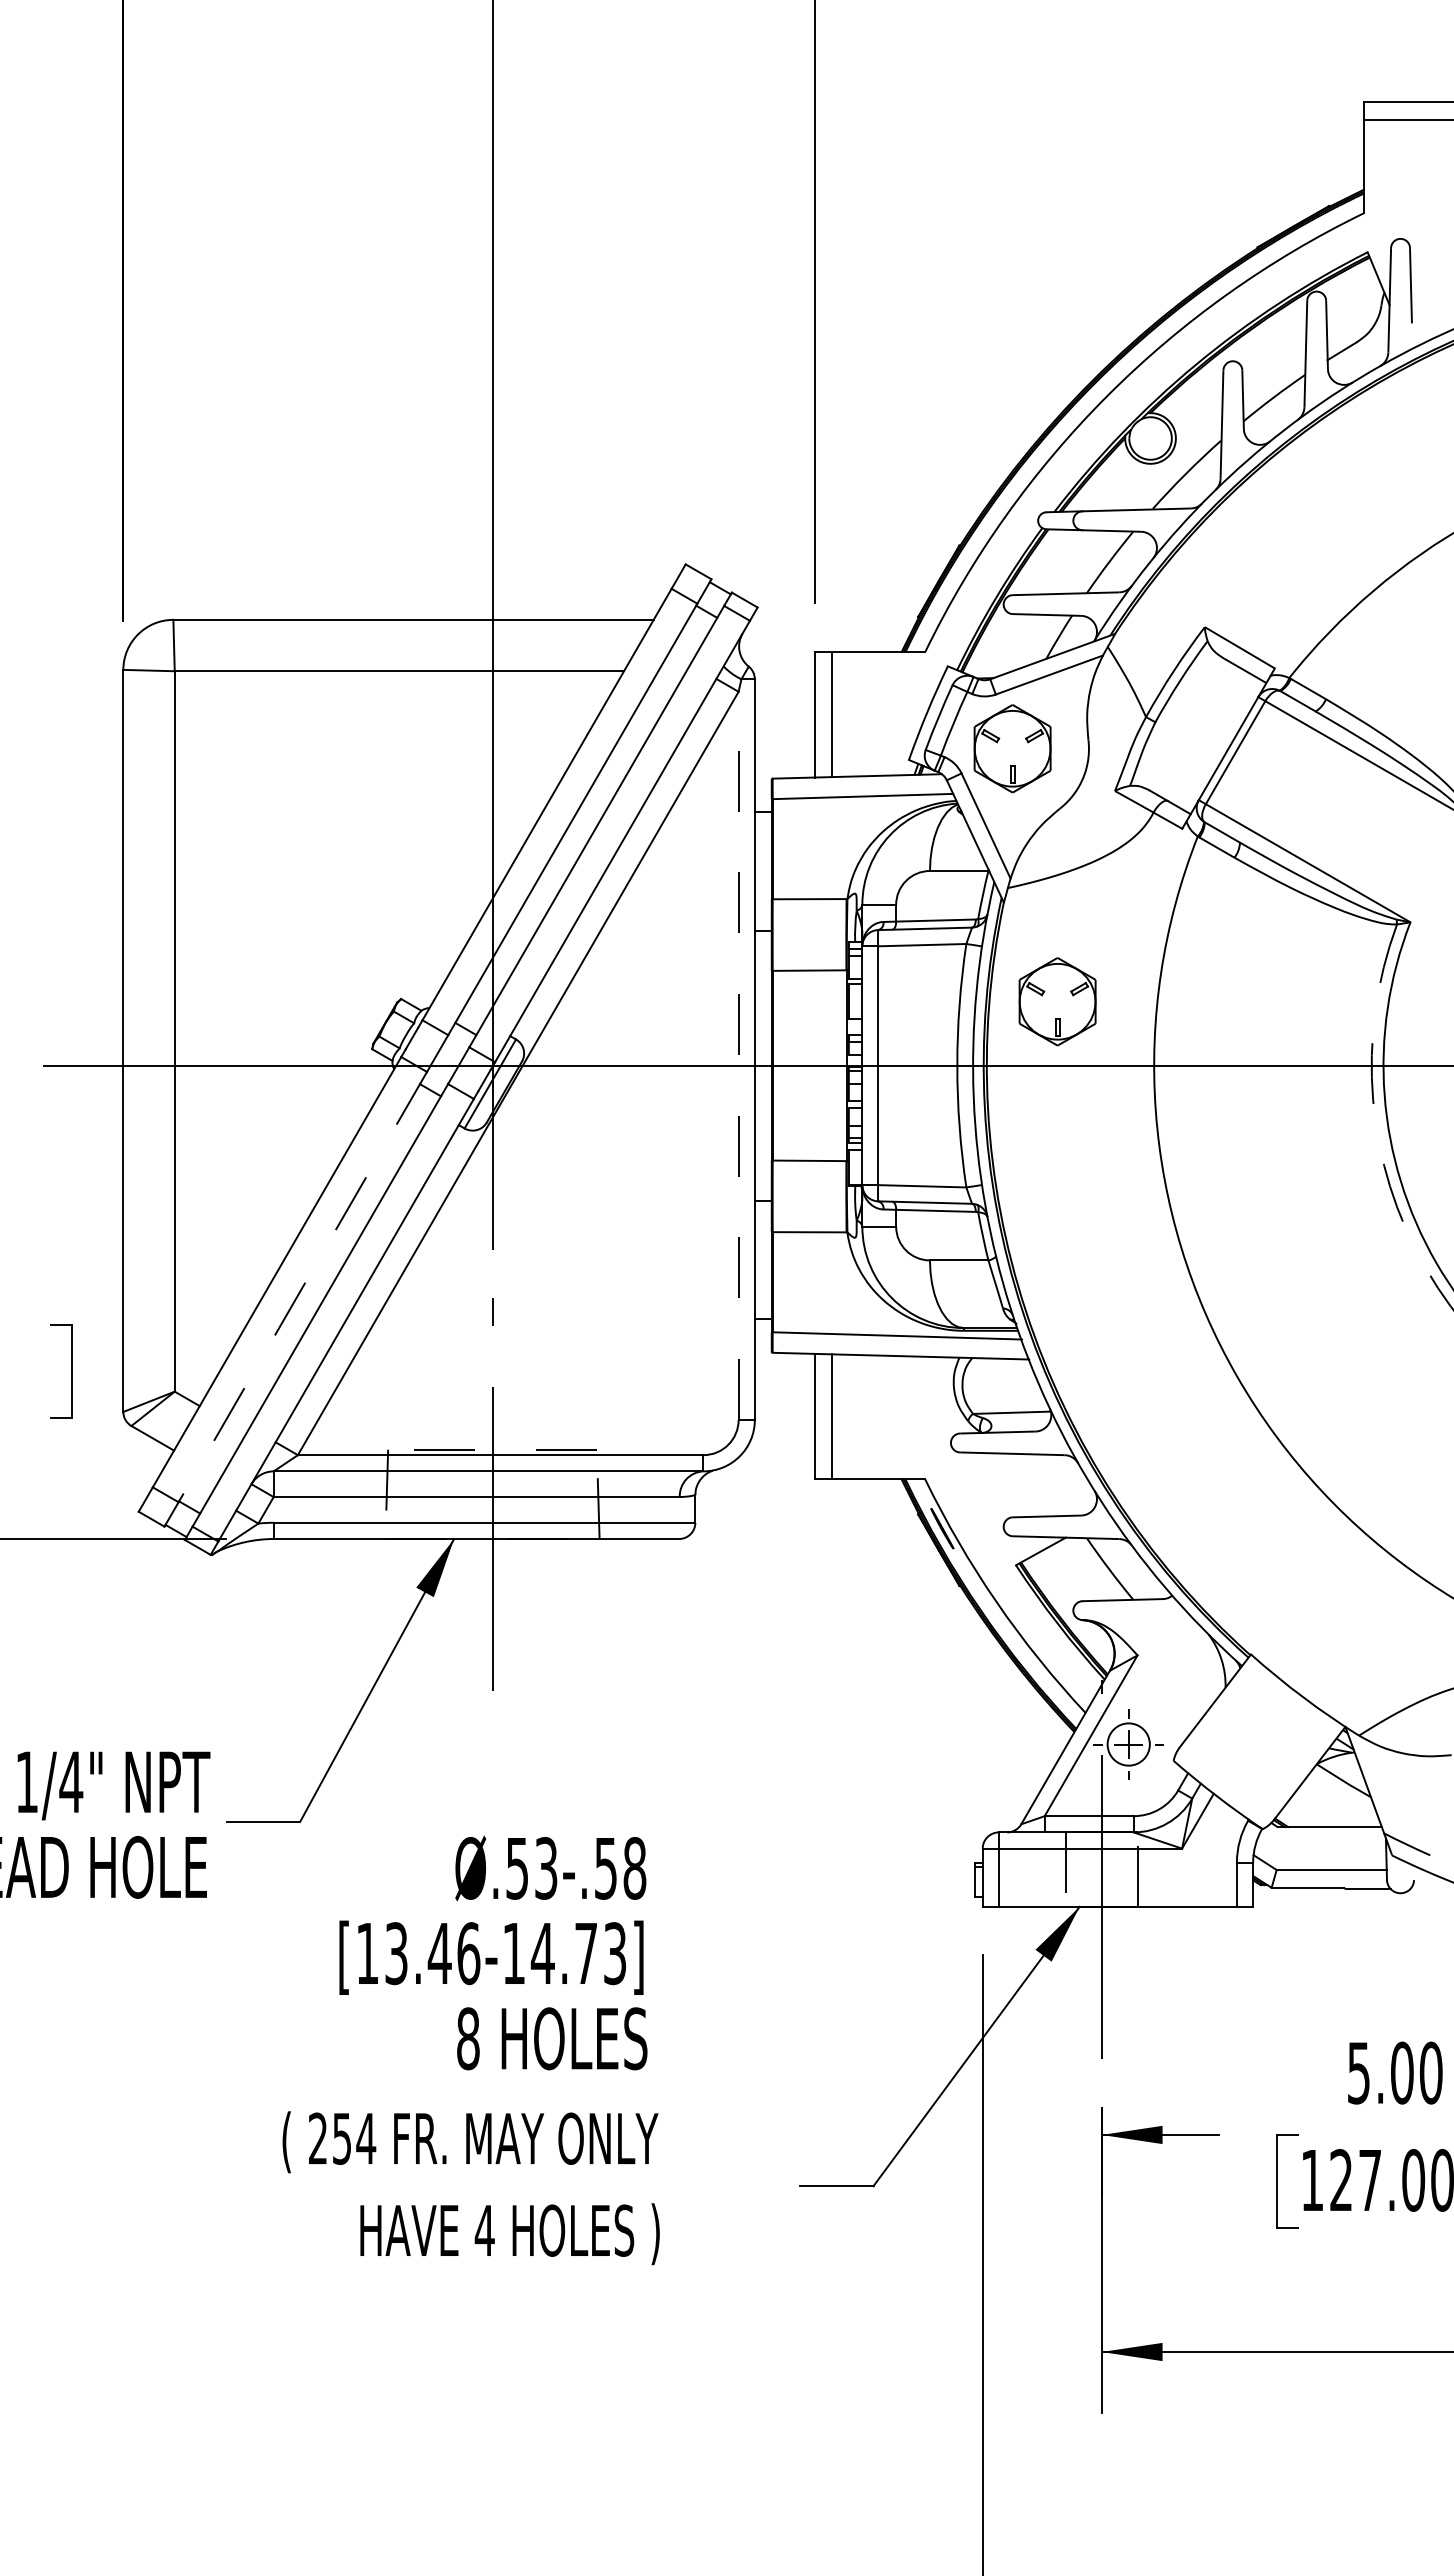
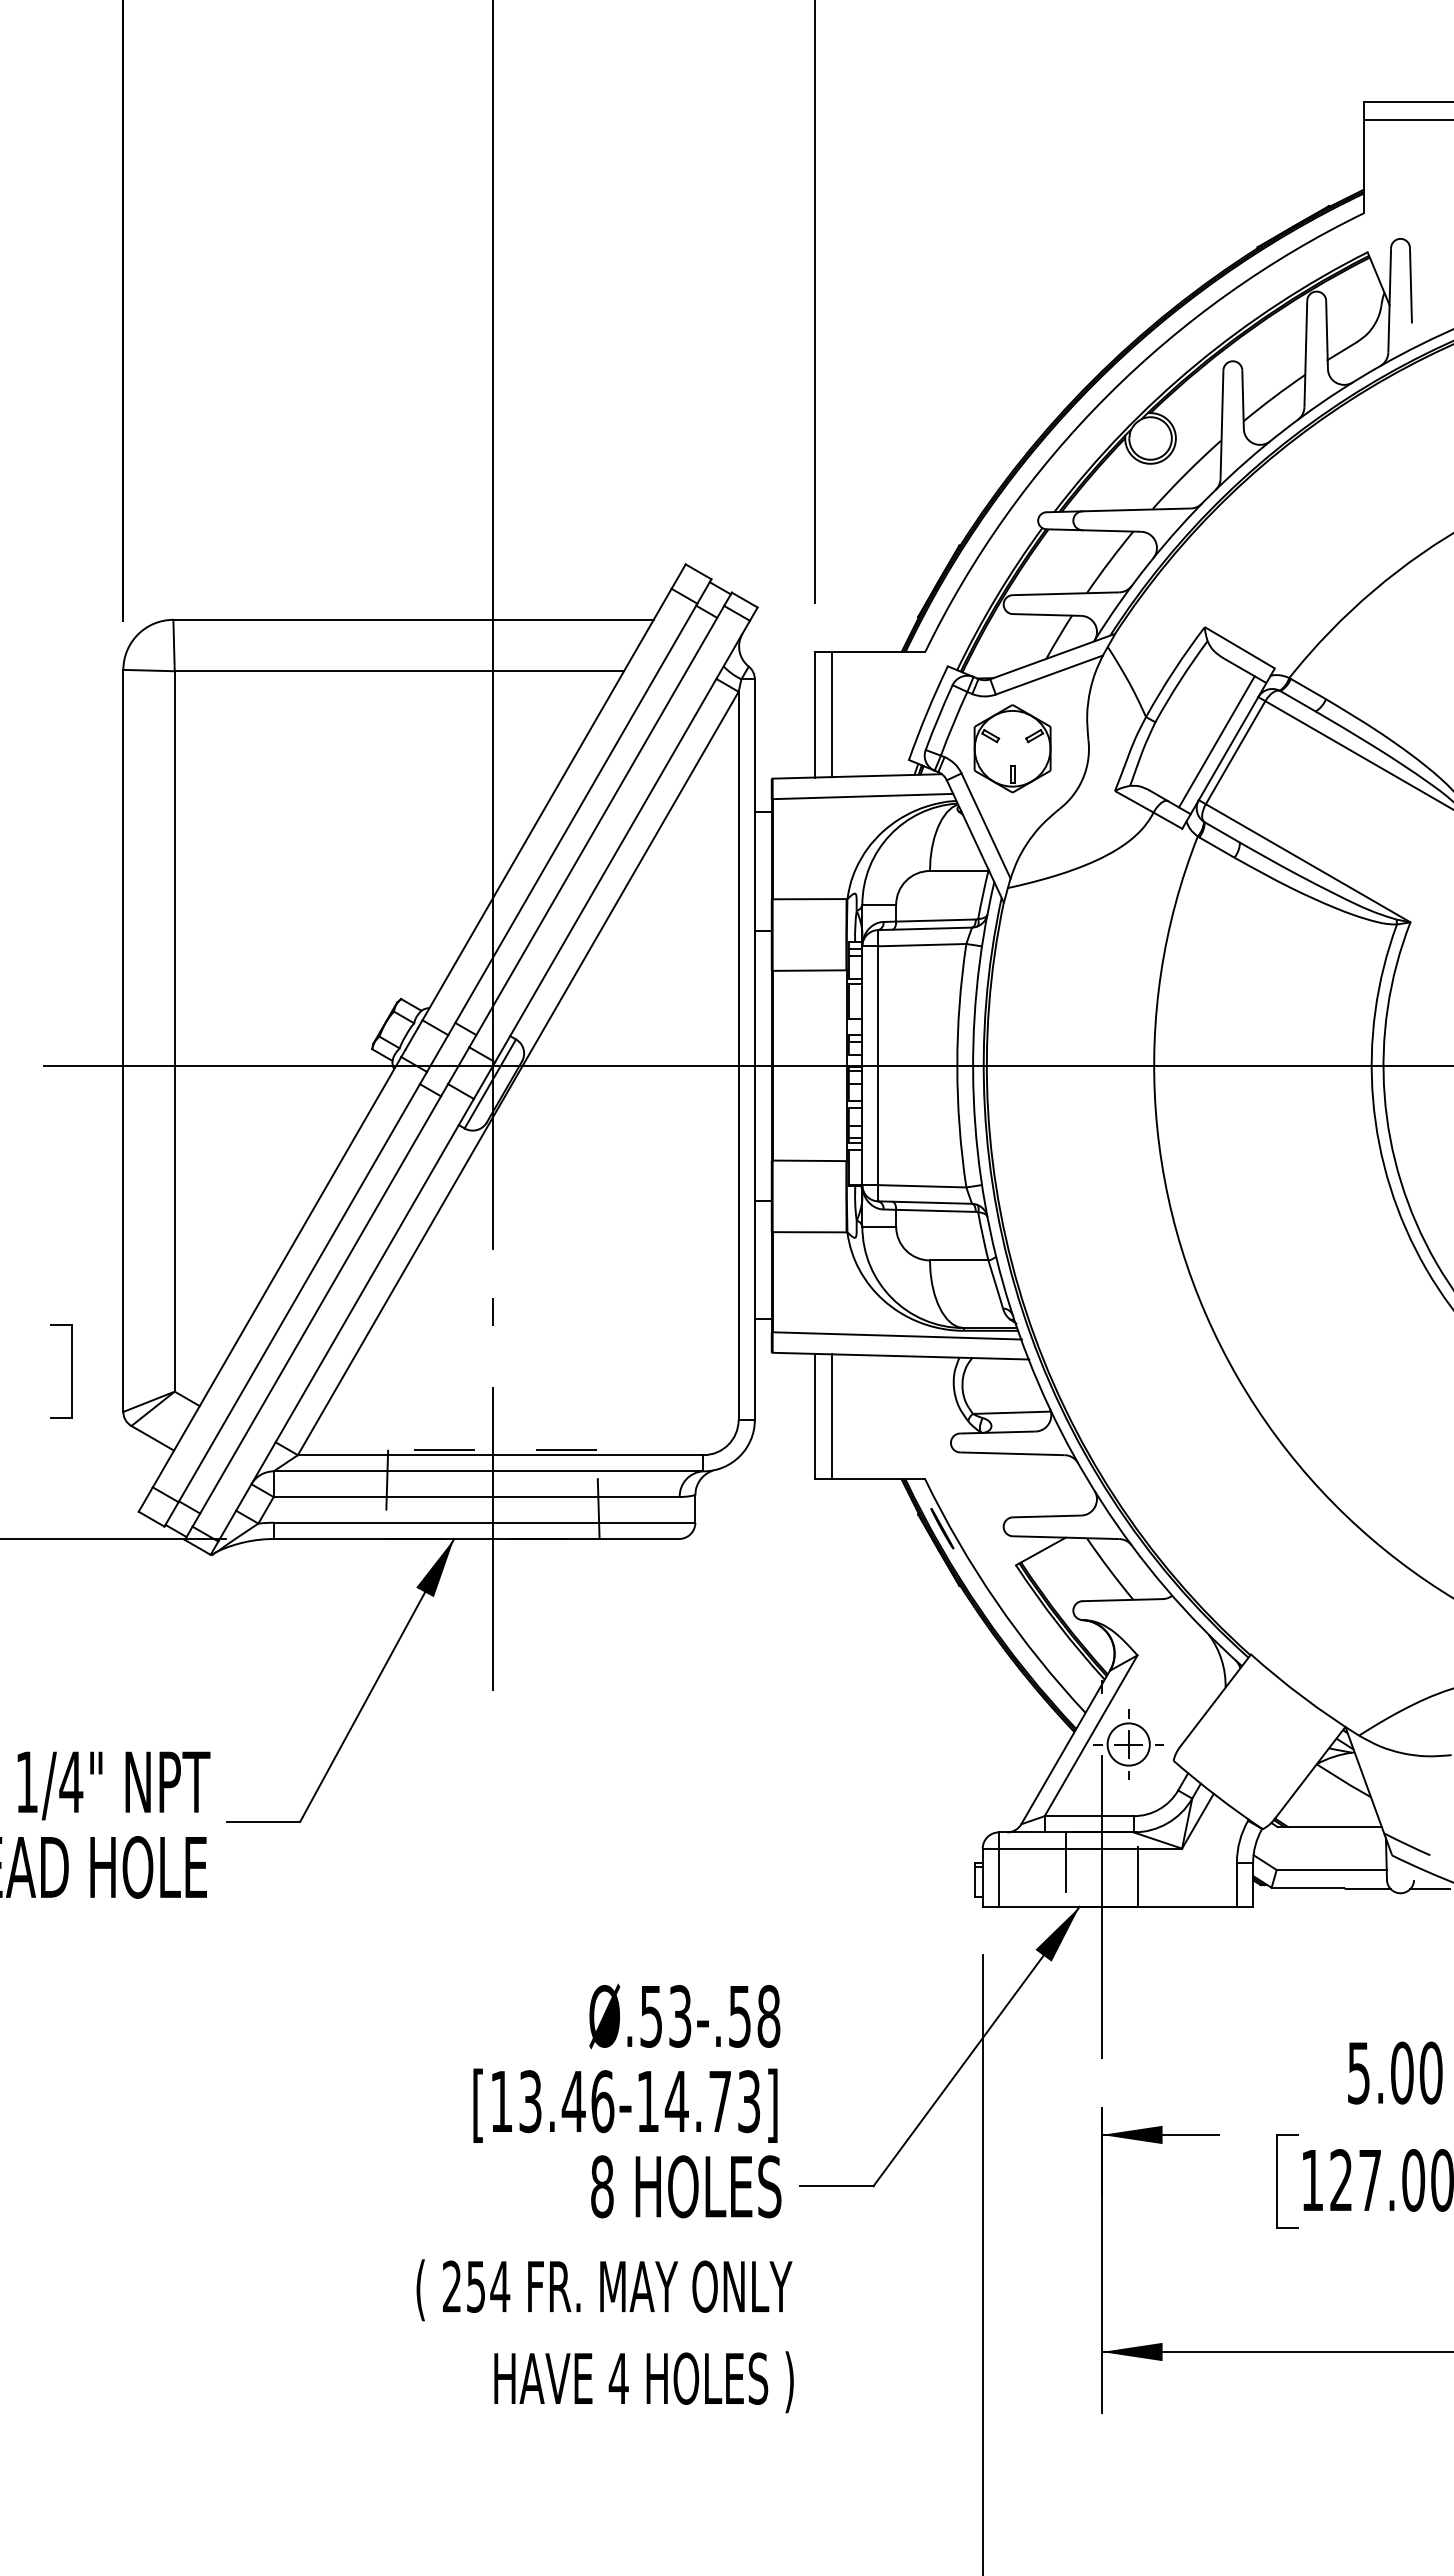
line: none -> present (1216, 741)
part: present -> none (1057, 1001)
line: dashed -> solid (738, 1055)
arc: dashed -> solid (1376, 1124)
line: dashed -> solid (302, 1287)
line: none -> present (1430, 1888)
text position: (470, 2050) -> (604, 2198) (604, 2198)
